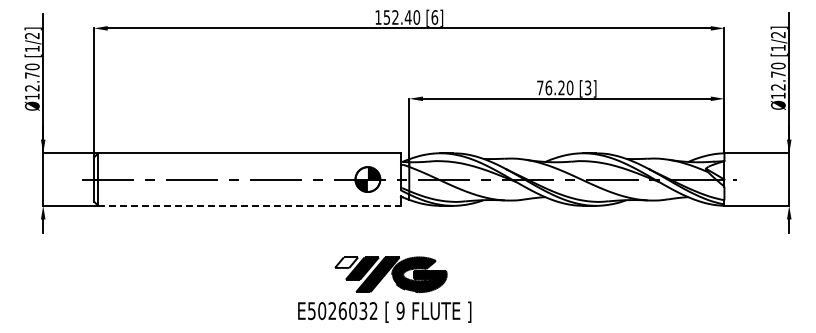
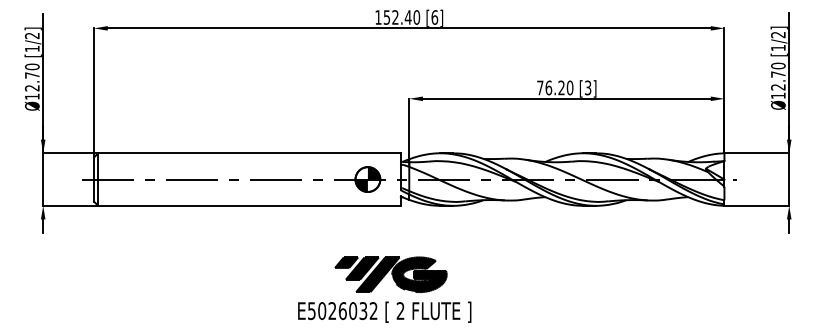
line: dashed -> solid (250, 205)
fill: none -> present (346, 262)
text: 9 -> 2 (400, 311)
